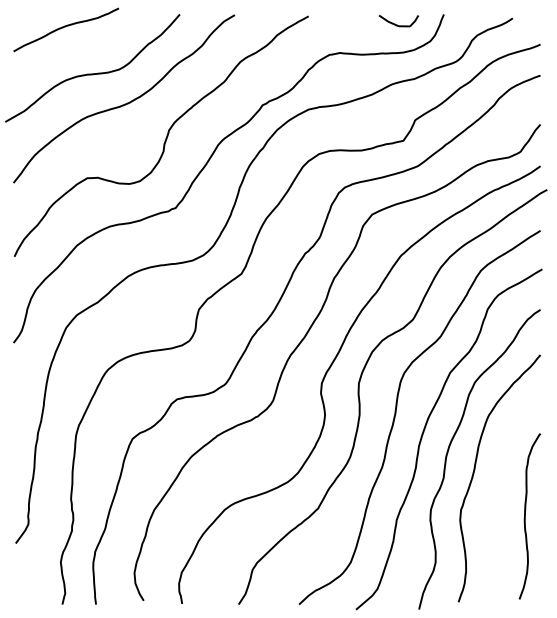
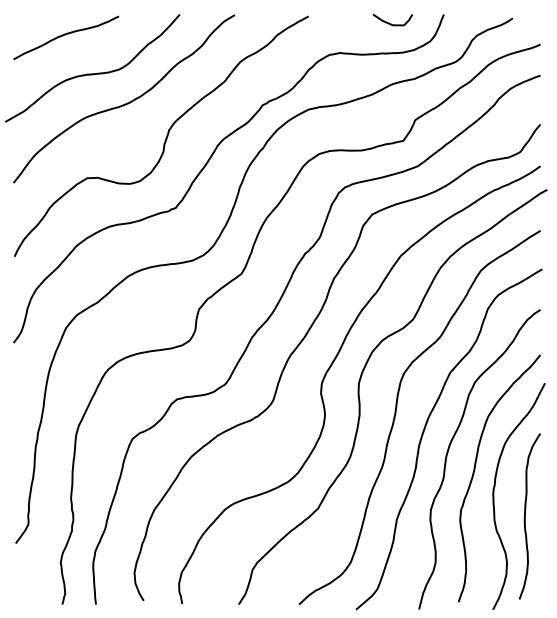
curve position: (397, 24) -> (391, 23) (391, 23)
curve position: (65, 27) -> (65, 35) (65, 35)
curve: none -> present (494, 496)
